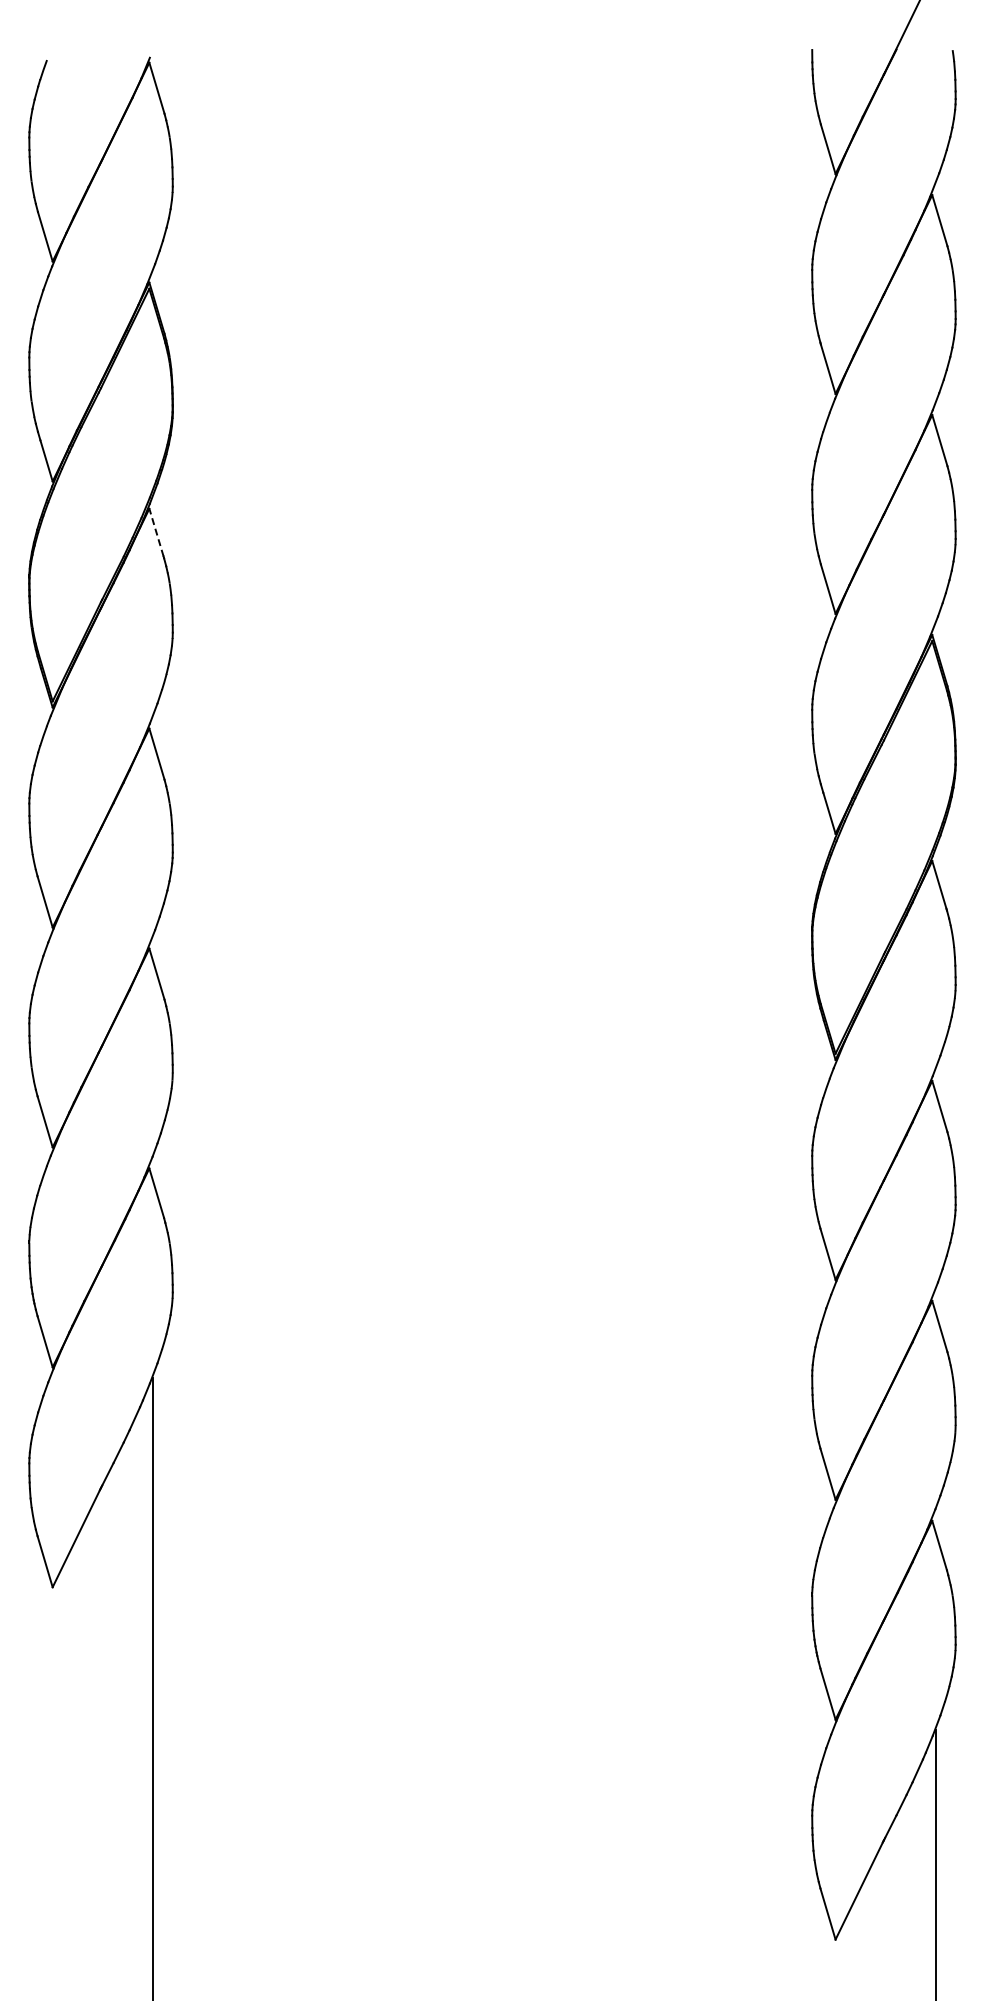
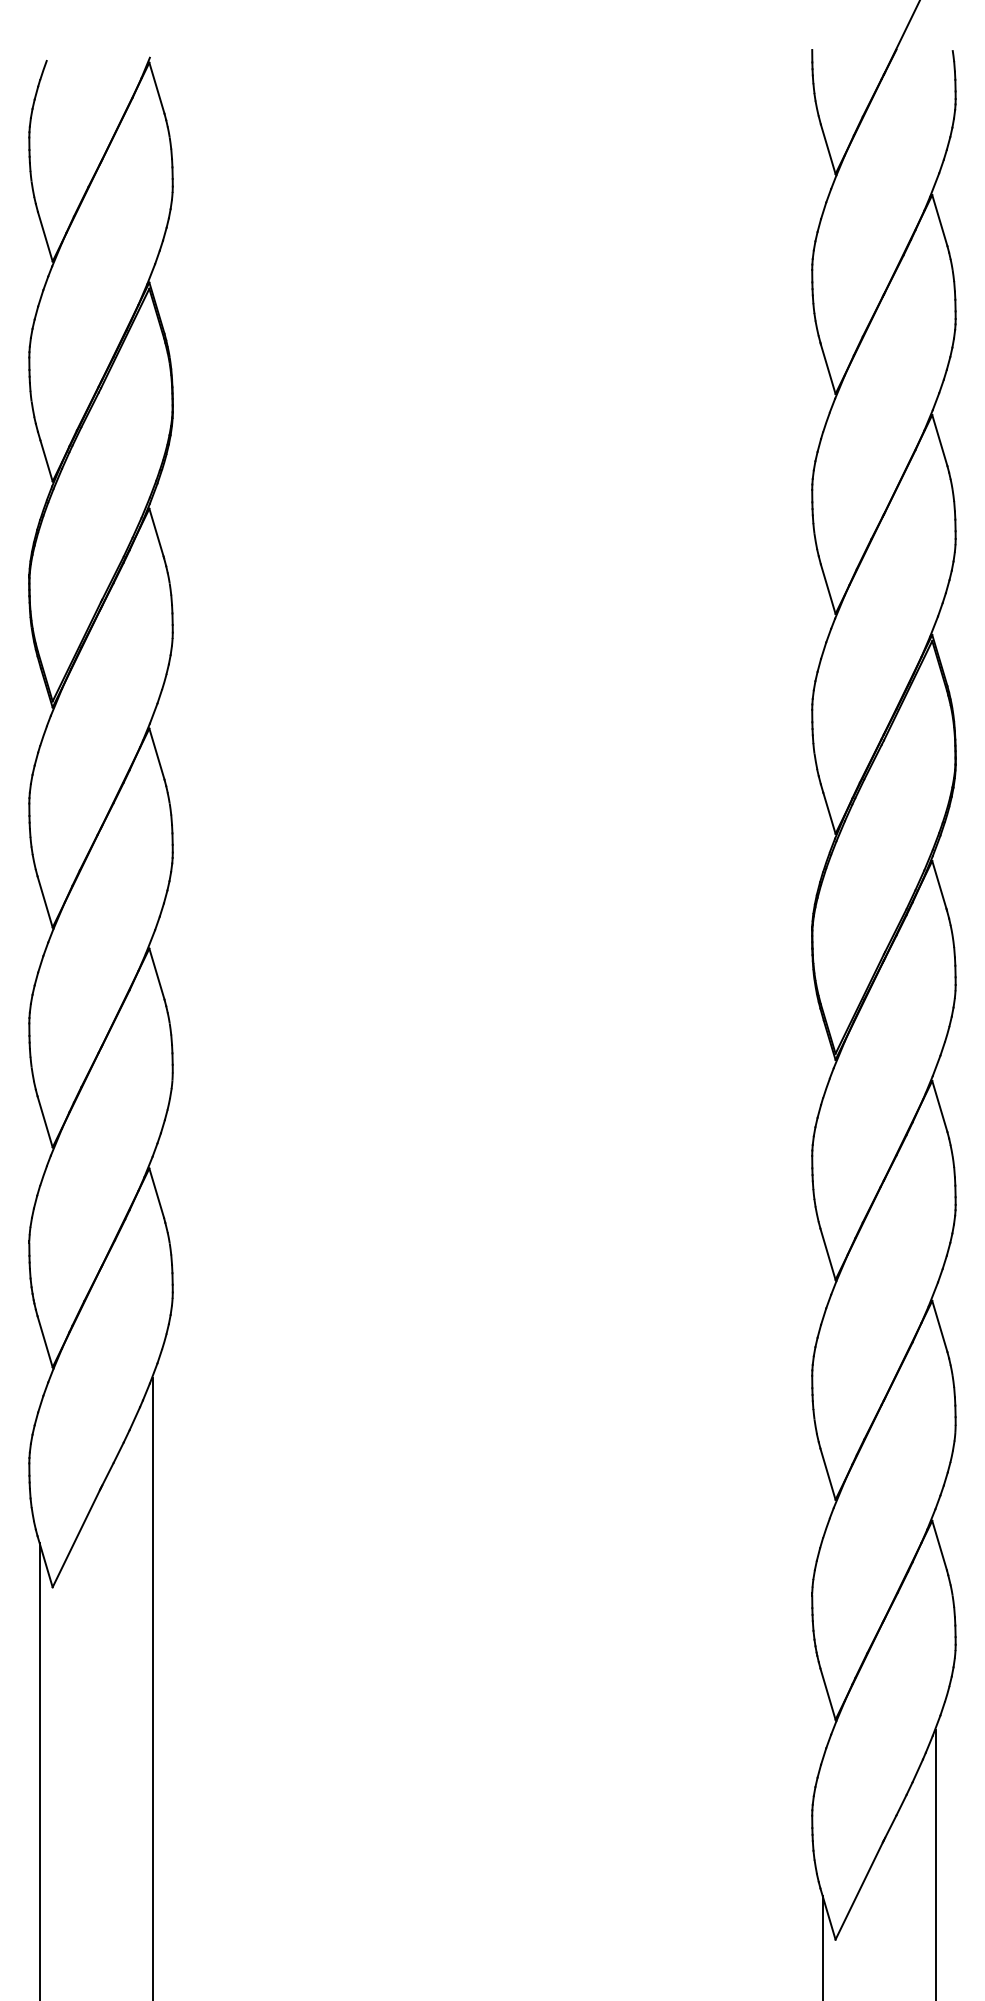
line: dashed -> solid (156, 532)
line: none -> present (39, 1770)
line: none -> present (822, 1946)
